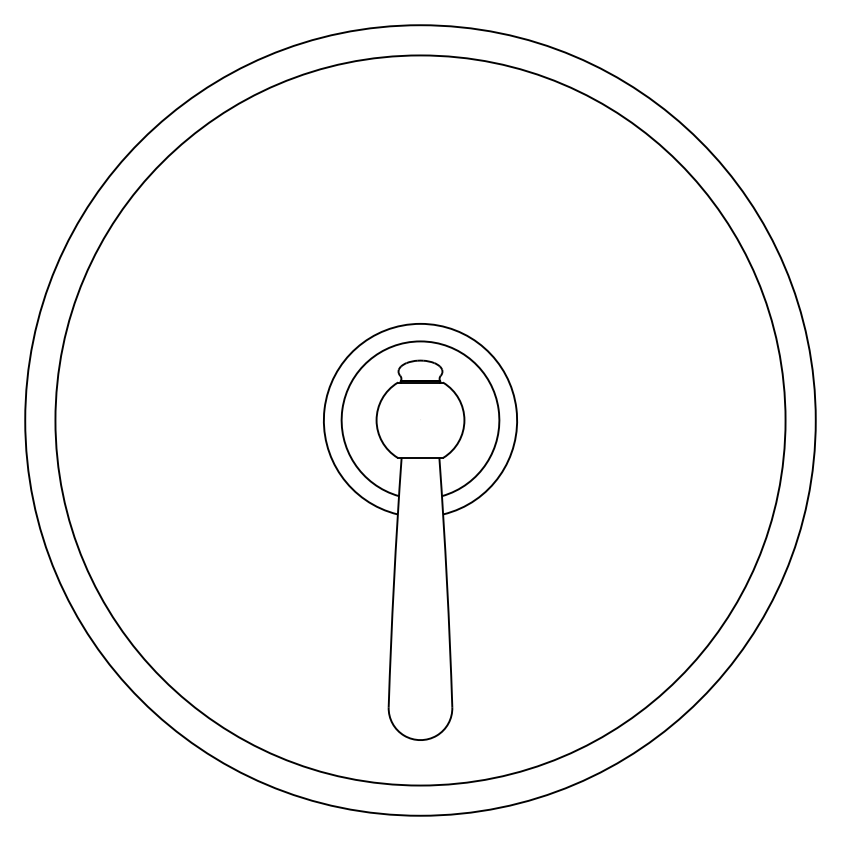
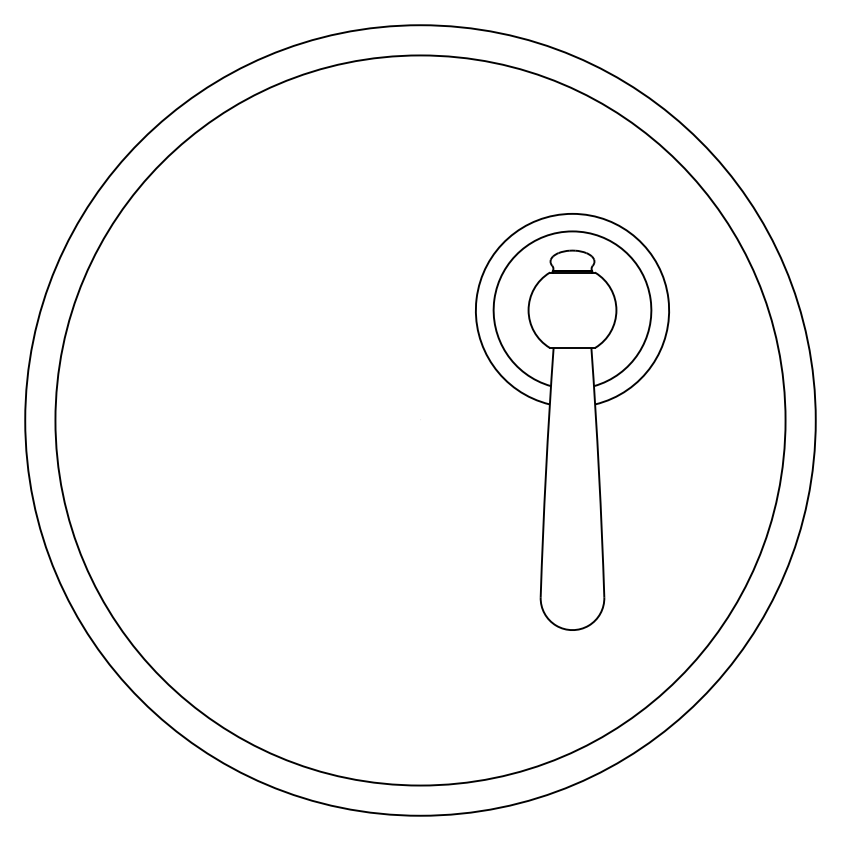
part position: (420, 531) -> (572, 421) (572, 421)
